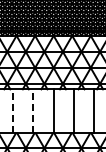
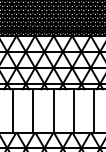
line: dashed -> solid (13, 111)
line: dashed -> solid (33, 111)
